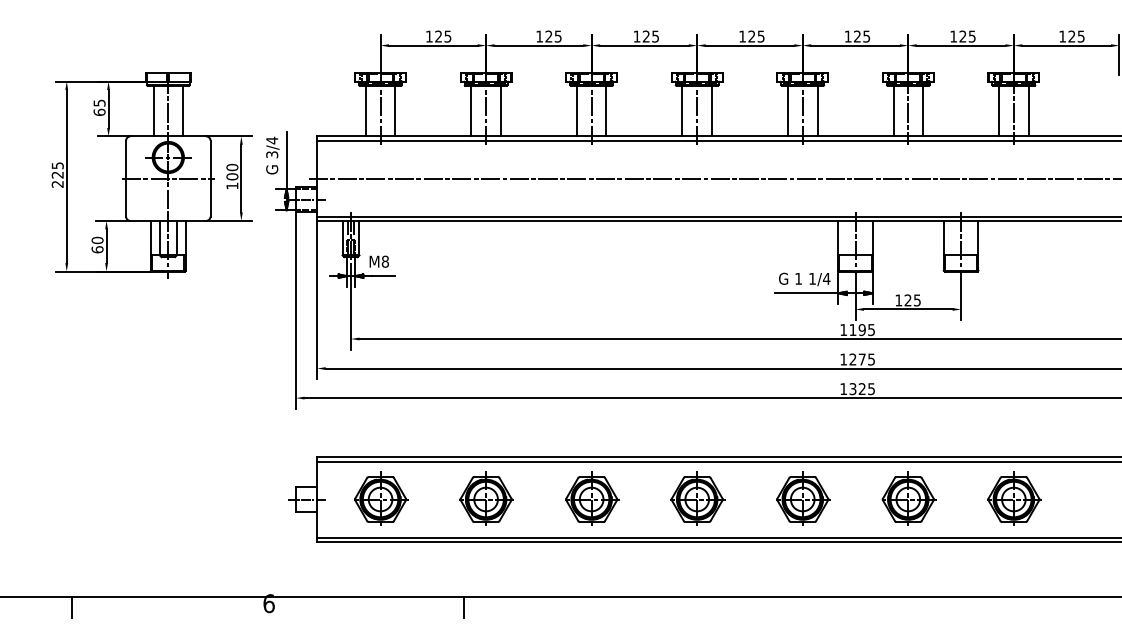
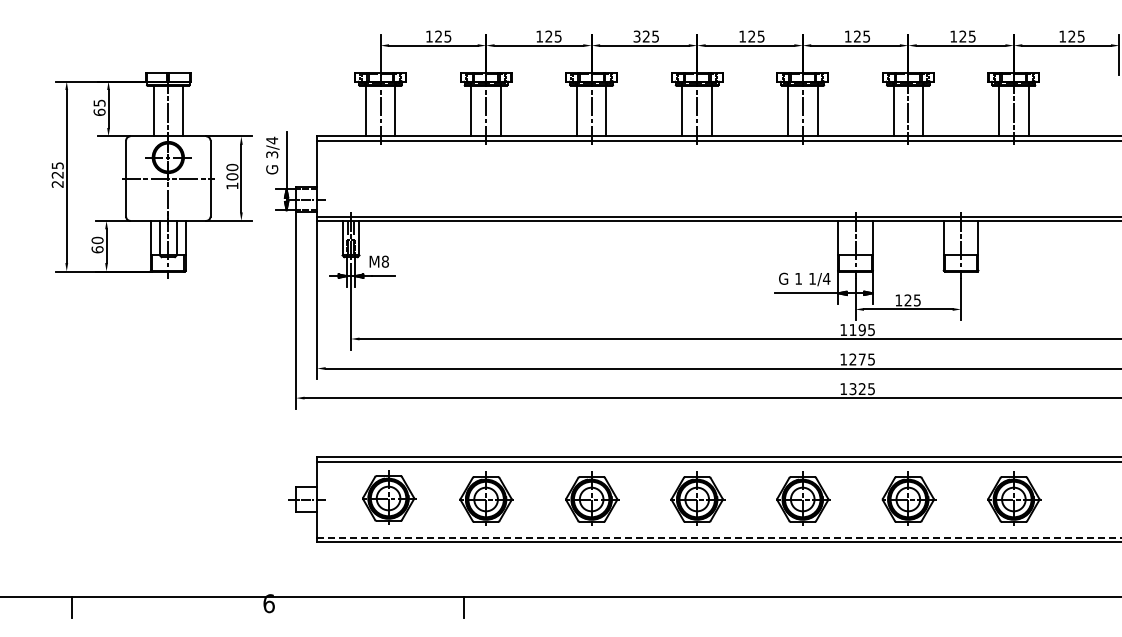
text: 125 -> 325 (636, 36)
line: present -> none (713, 178)
part position: (381, 498) -> (389, 497) (389, 497)
line: solid -> dashed (720, 537)
